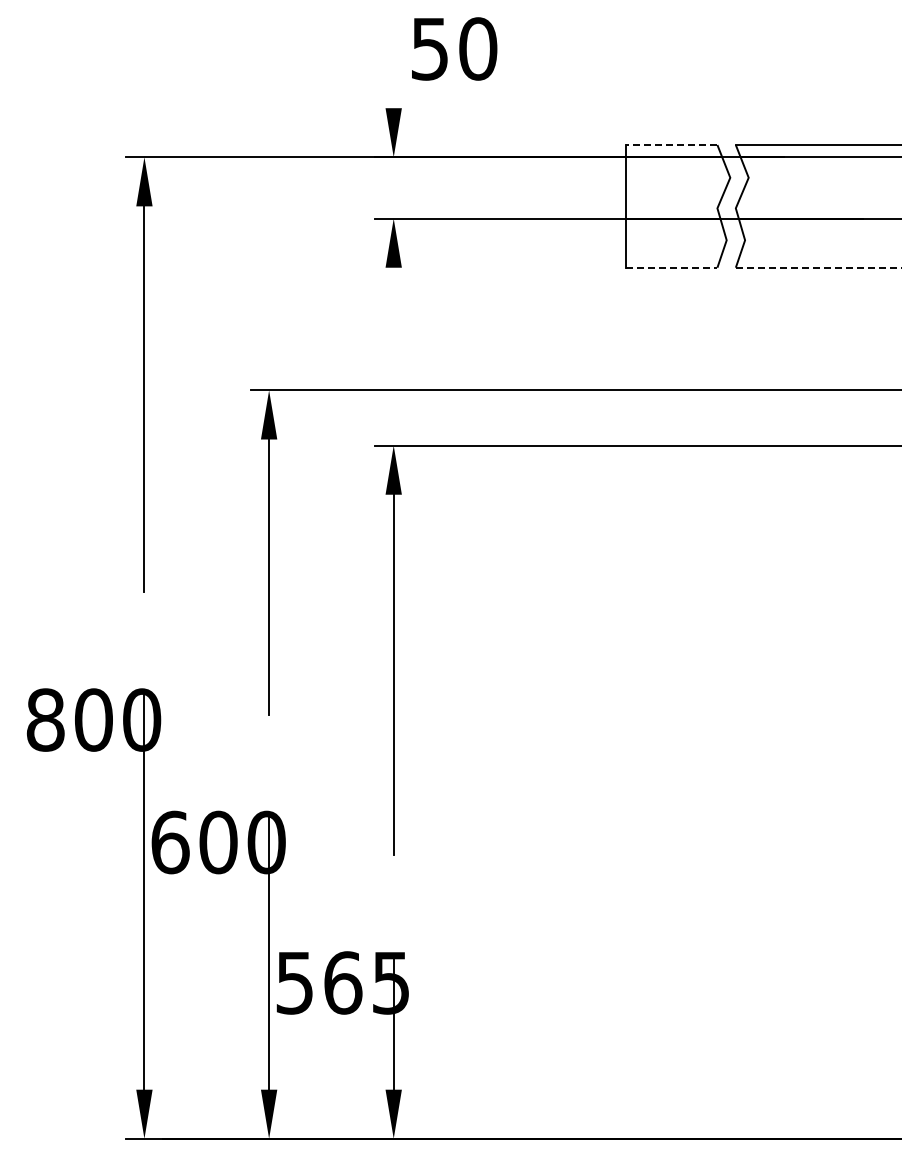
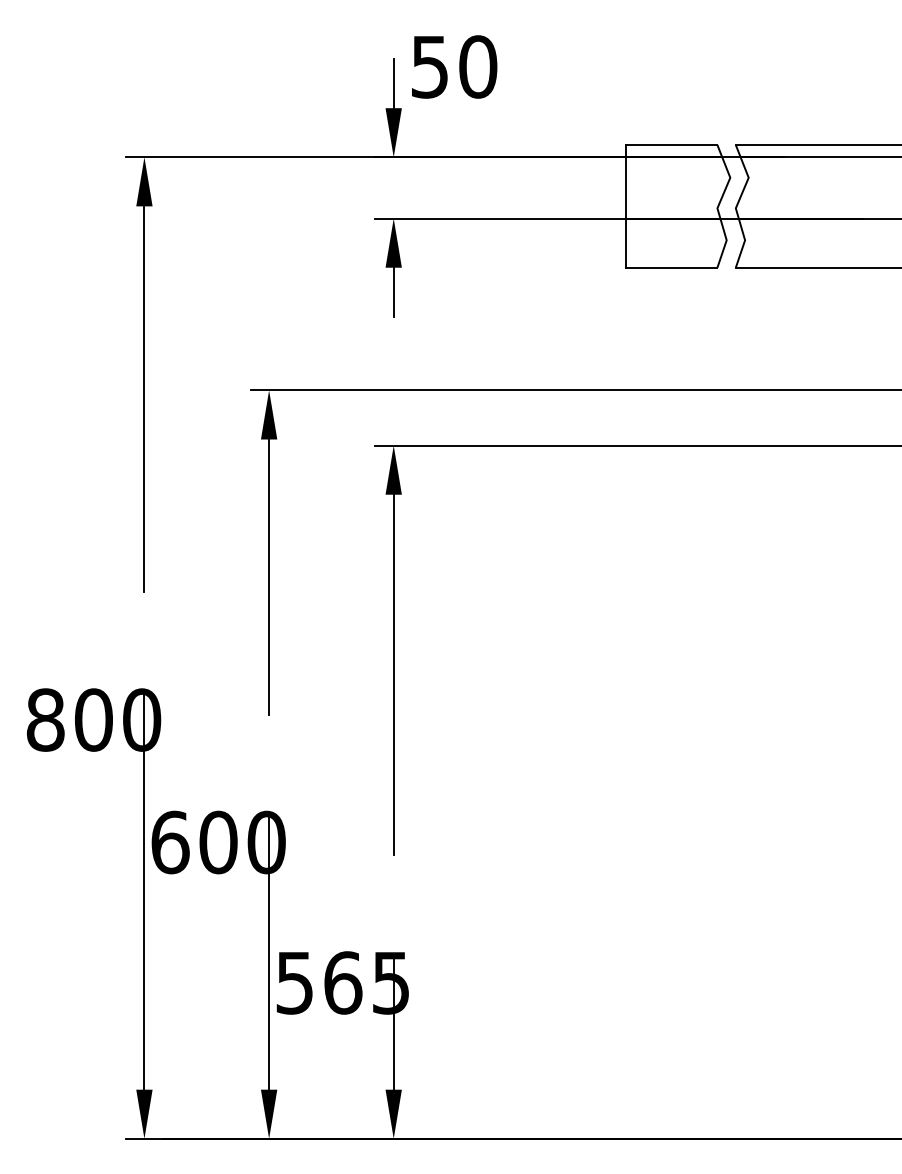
text position: (454, 48) -> (454, 66) (454, 66)
line: none -> present (393, 83)
line: dashed -> solid (671, 145)
line: dashed -> solid (671, 267)
line: dashed -> solid (818, 267)
line: none -> present (393, 291)
